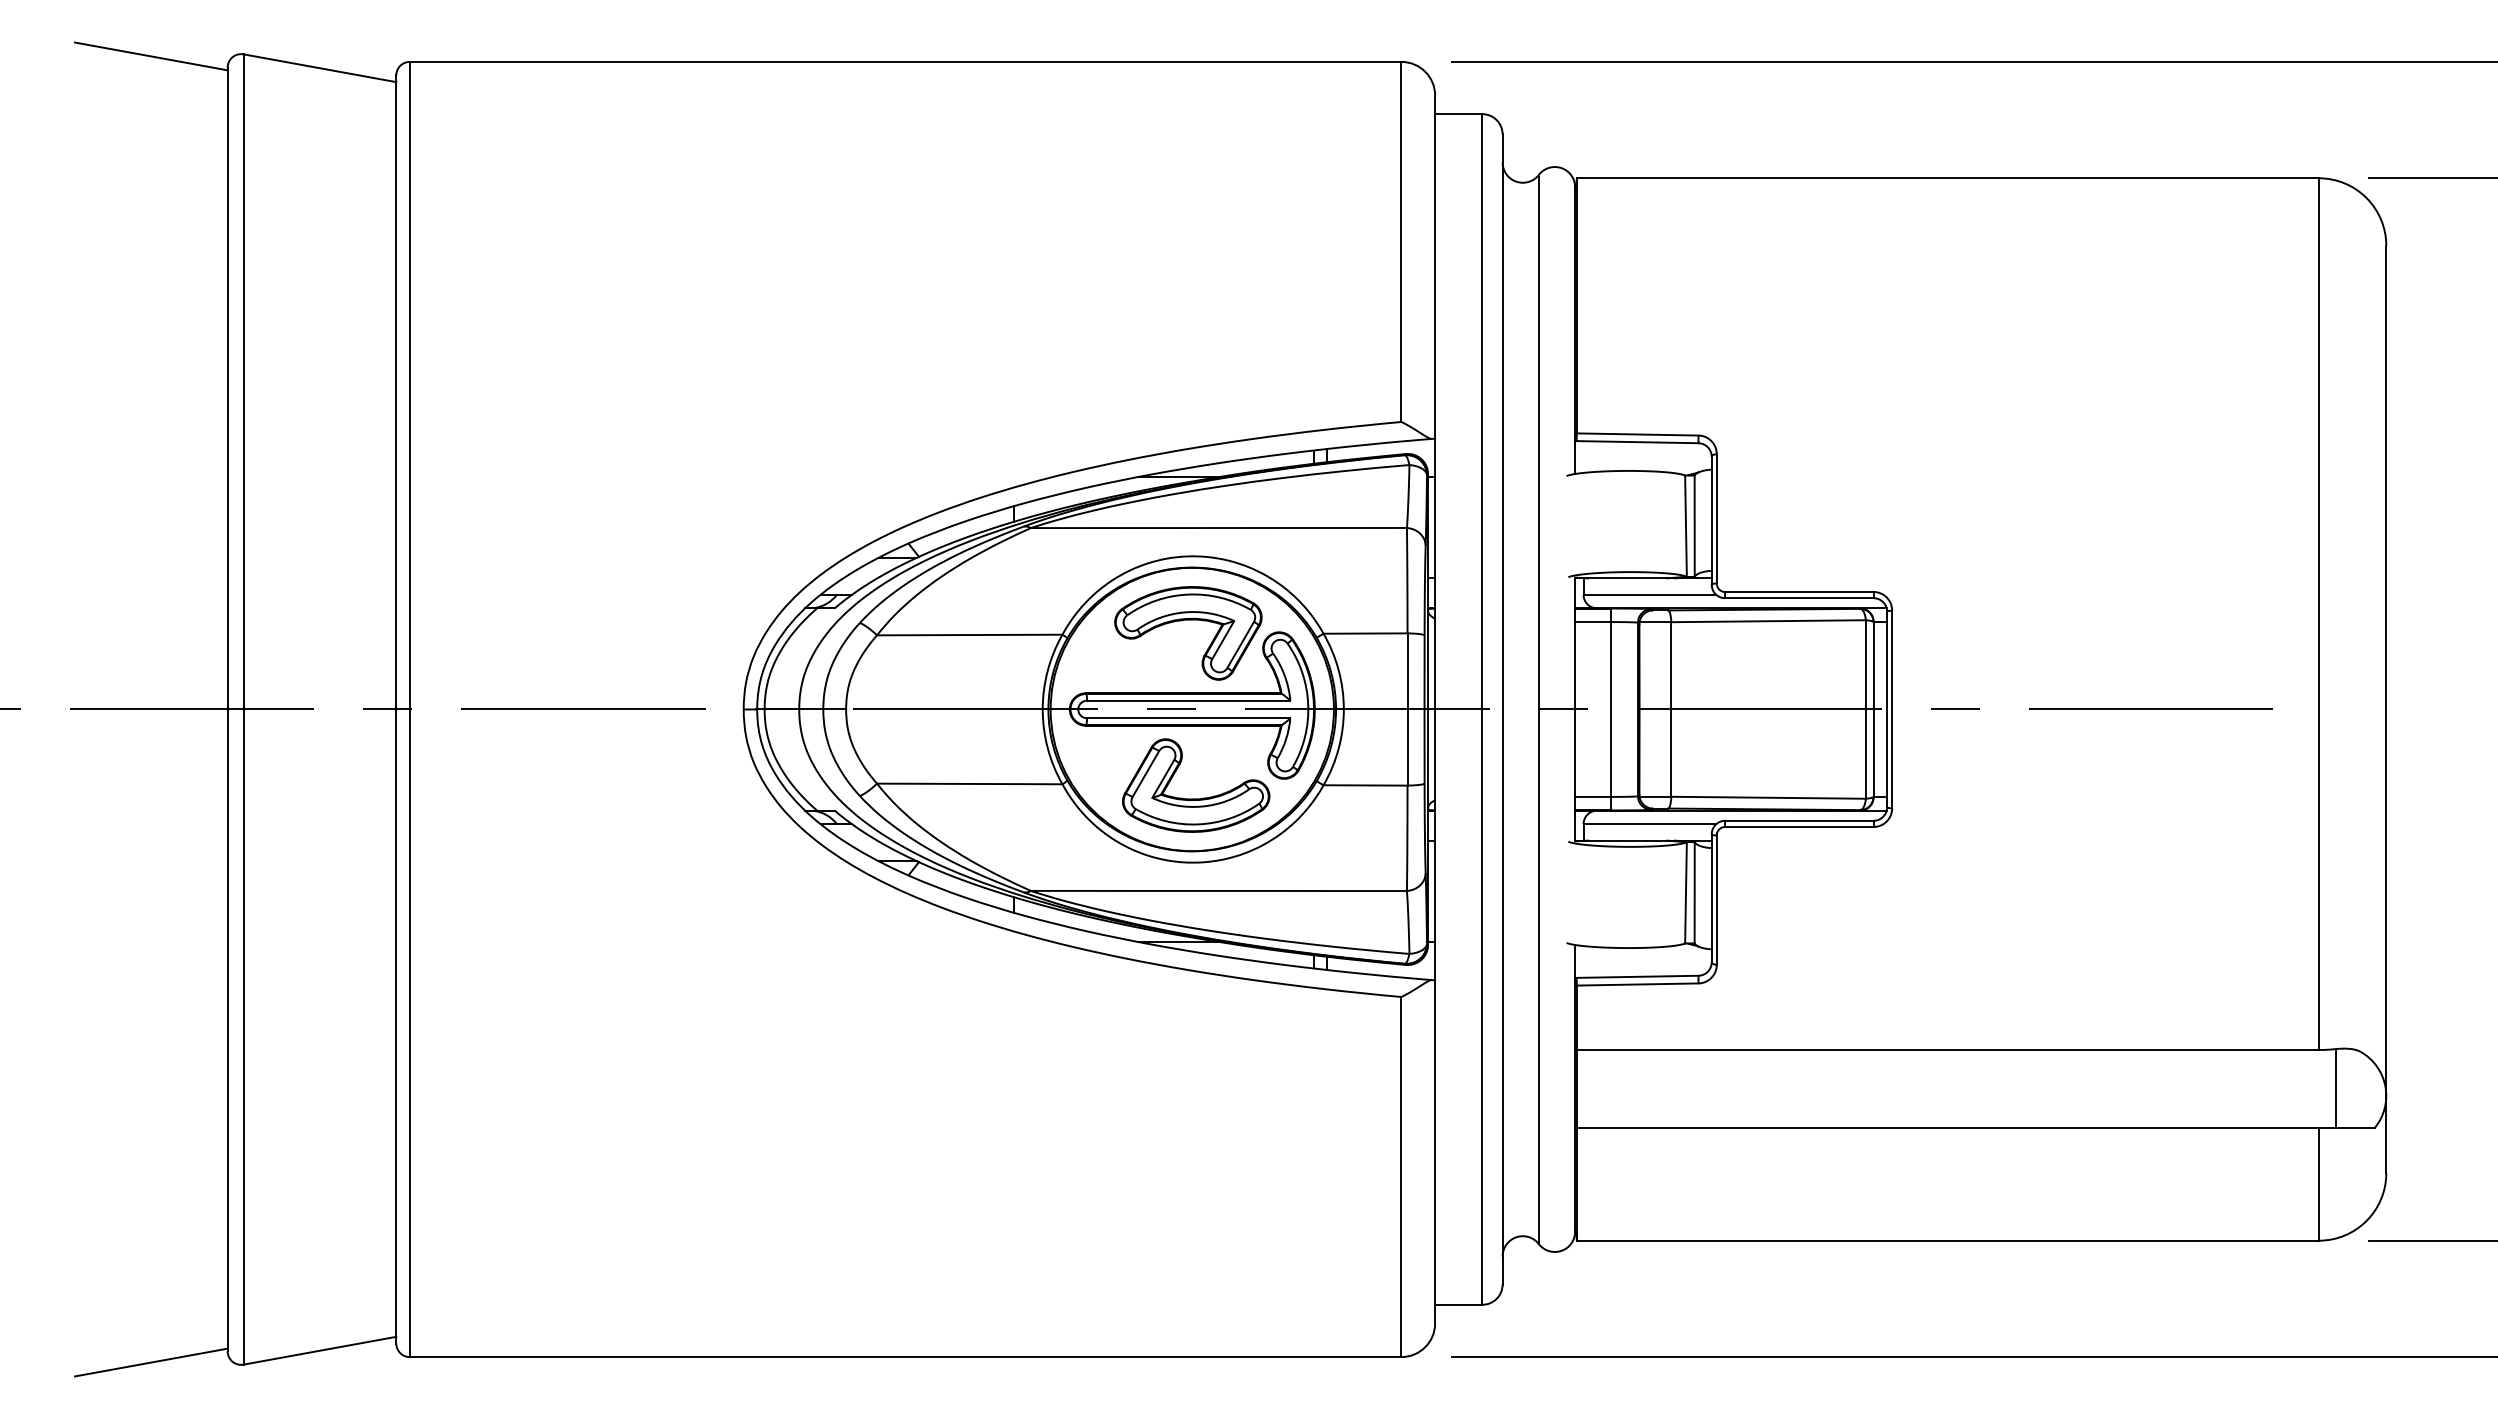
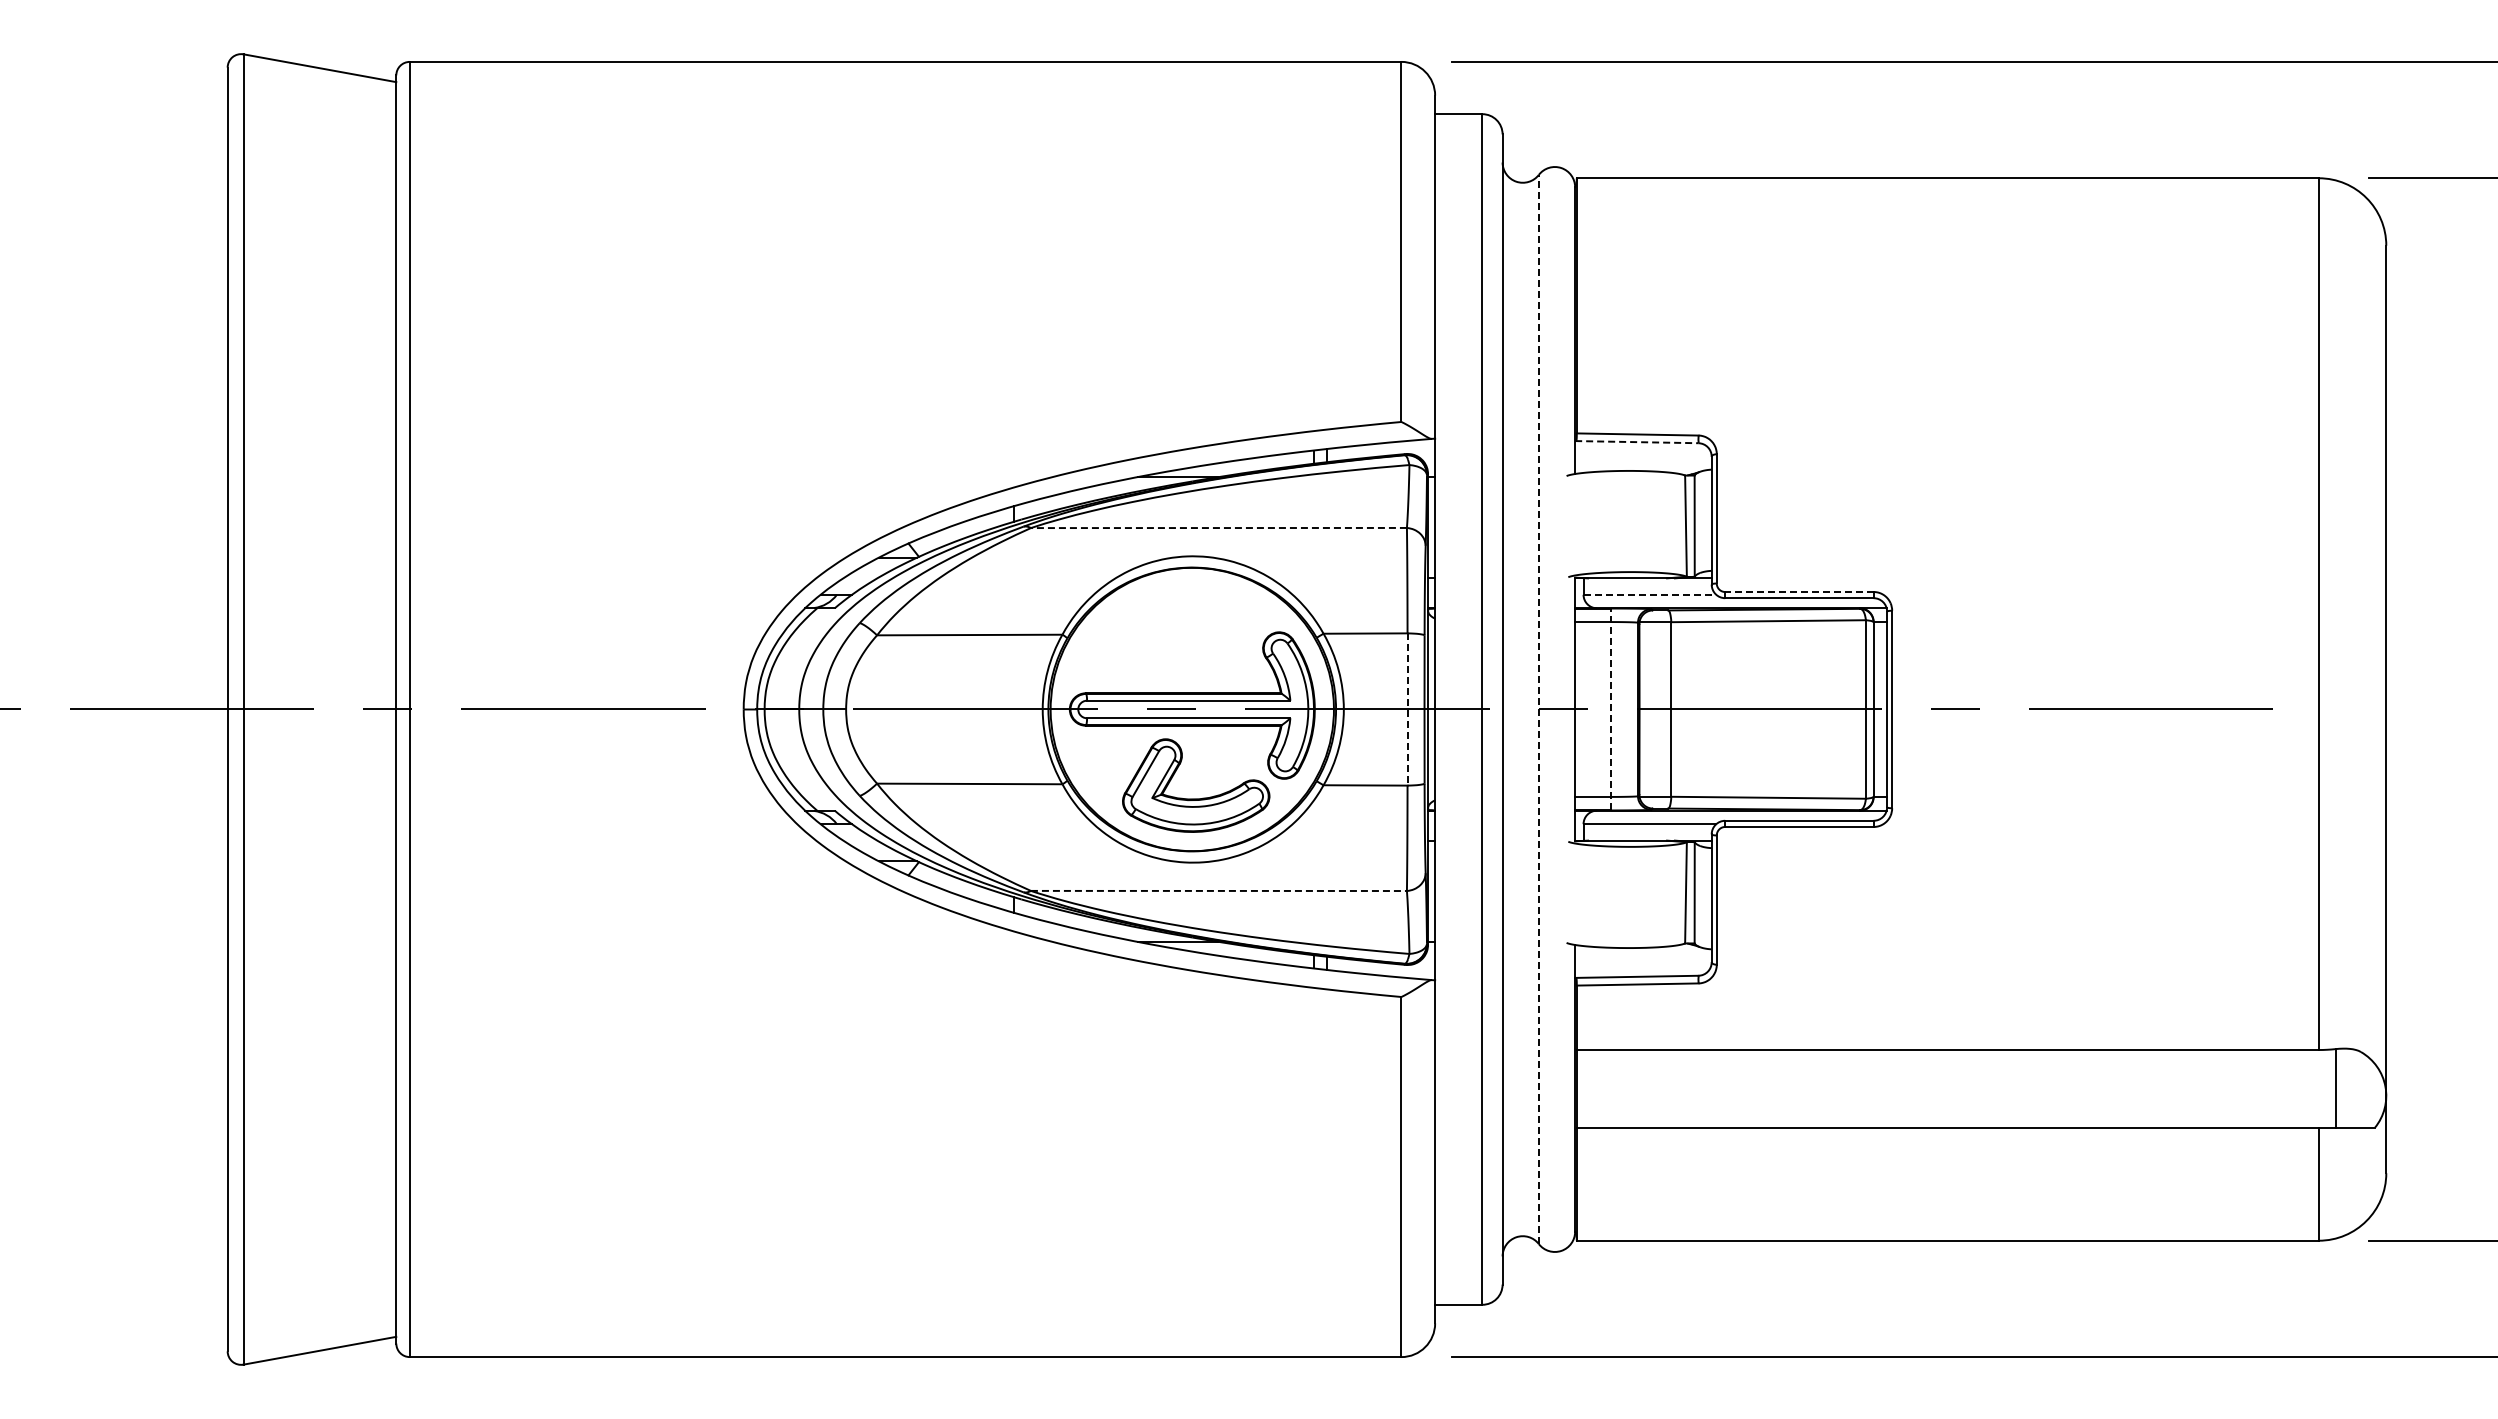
line: present -> none (150, 56)
line: solid -> dashed (1636, 442)
line: solid -> dashed (1218, 528)
line: solid -> dashed (1798, 592)
line: solid -> dashed (1650, 594)
part: present -> none (1188, 620)
line: solid -> dashed (1407, 709)
line: solid -> dashed (1538, 709)
line: solid -> dashed (1611, 709)
line: solid -> dashed (1218, 890)
line: present -> none (150, 1362)
